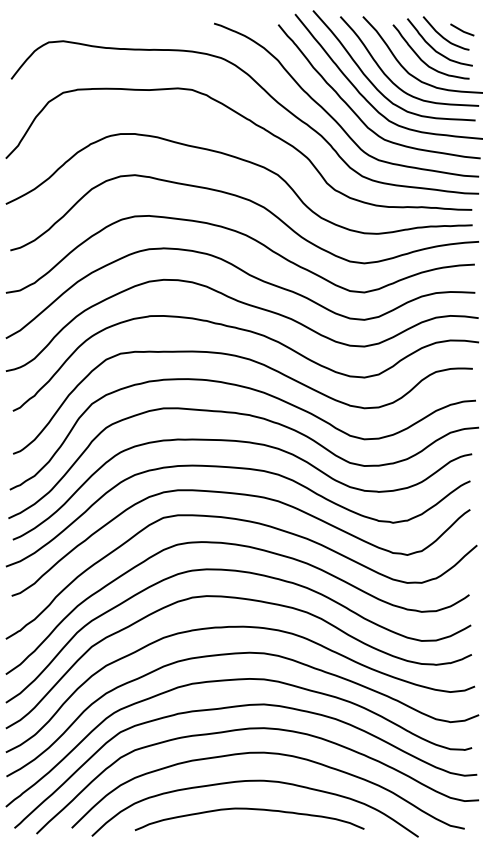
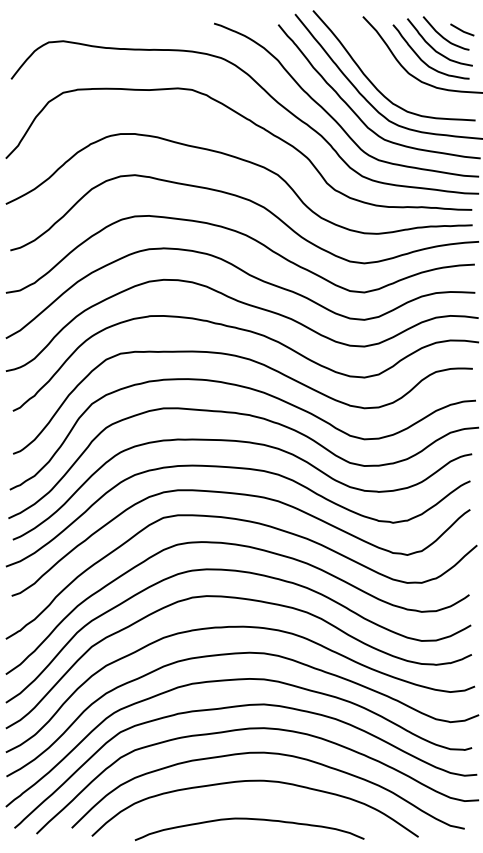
curve: present -> none (391, 79)
curve position: (249, 809) -> (249, 819) (249, 819)
